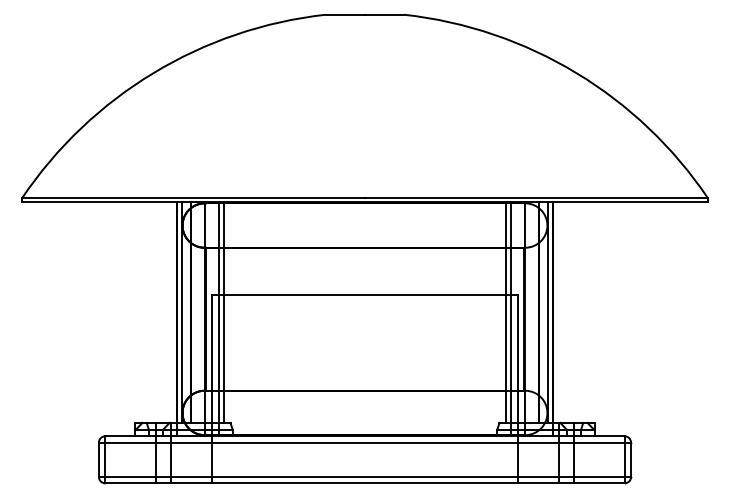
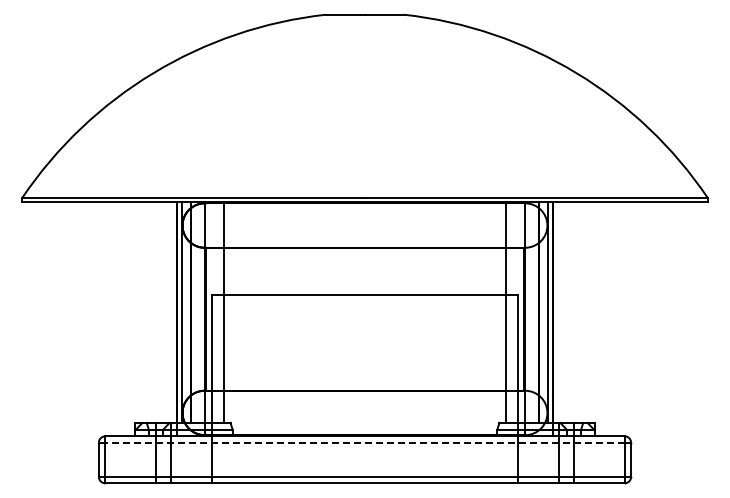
line: present -> none (219, 319)
line: present -> none (510, 319)
line: solid -> dashed (365, 442)
